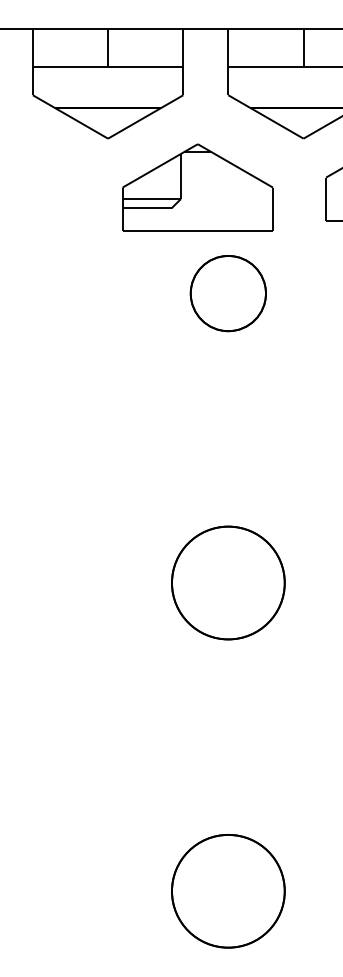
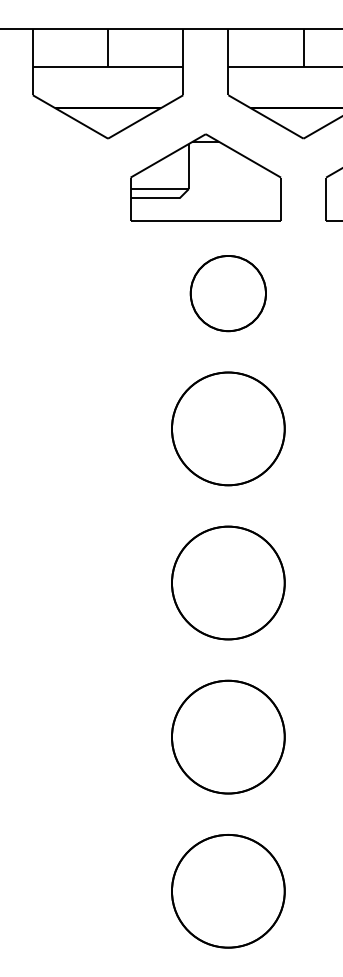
part position: (197, 187) -> (205, 177) (205, 177)
part: none -> present (228, 428)
part: none -> present (228, 736)
